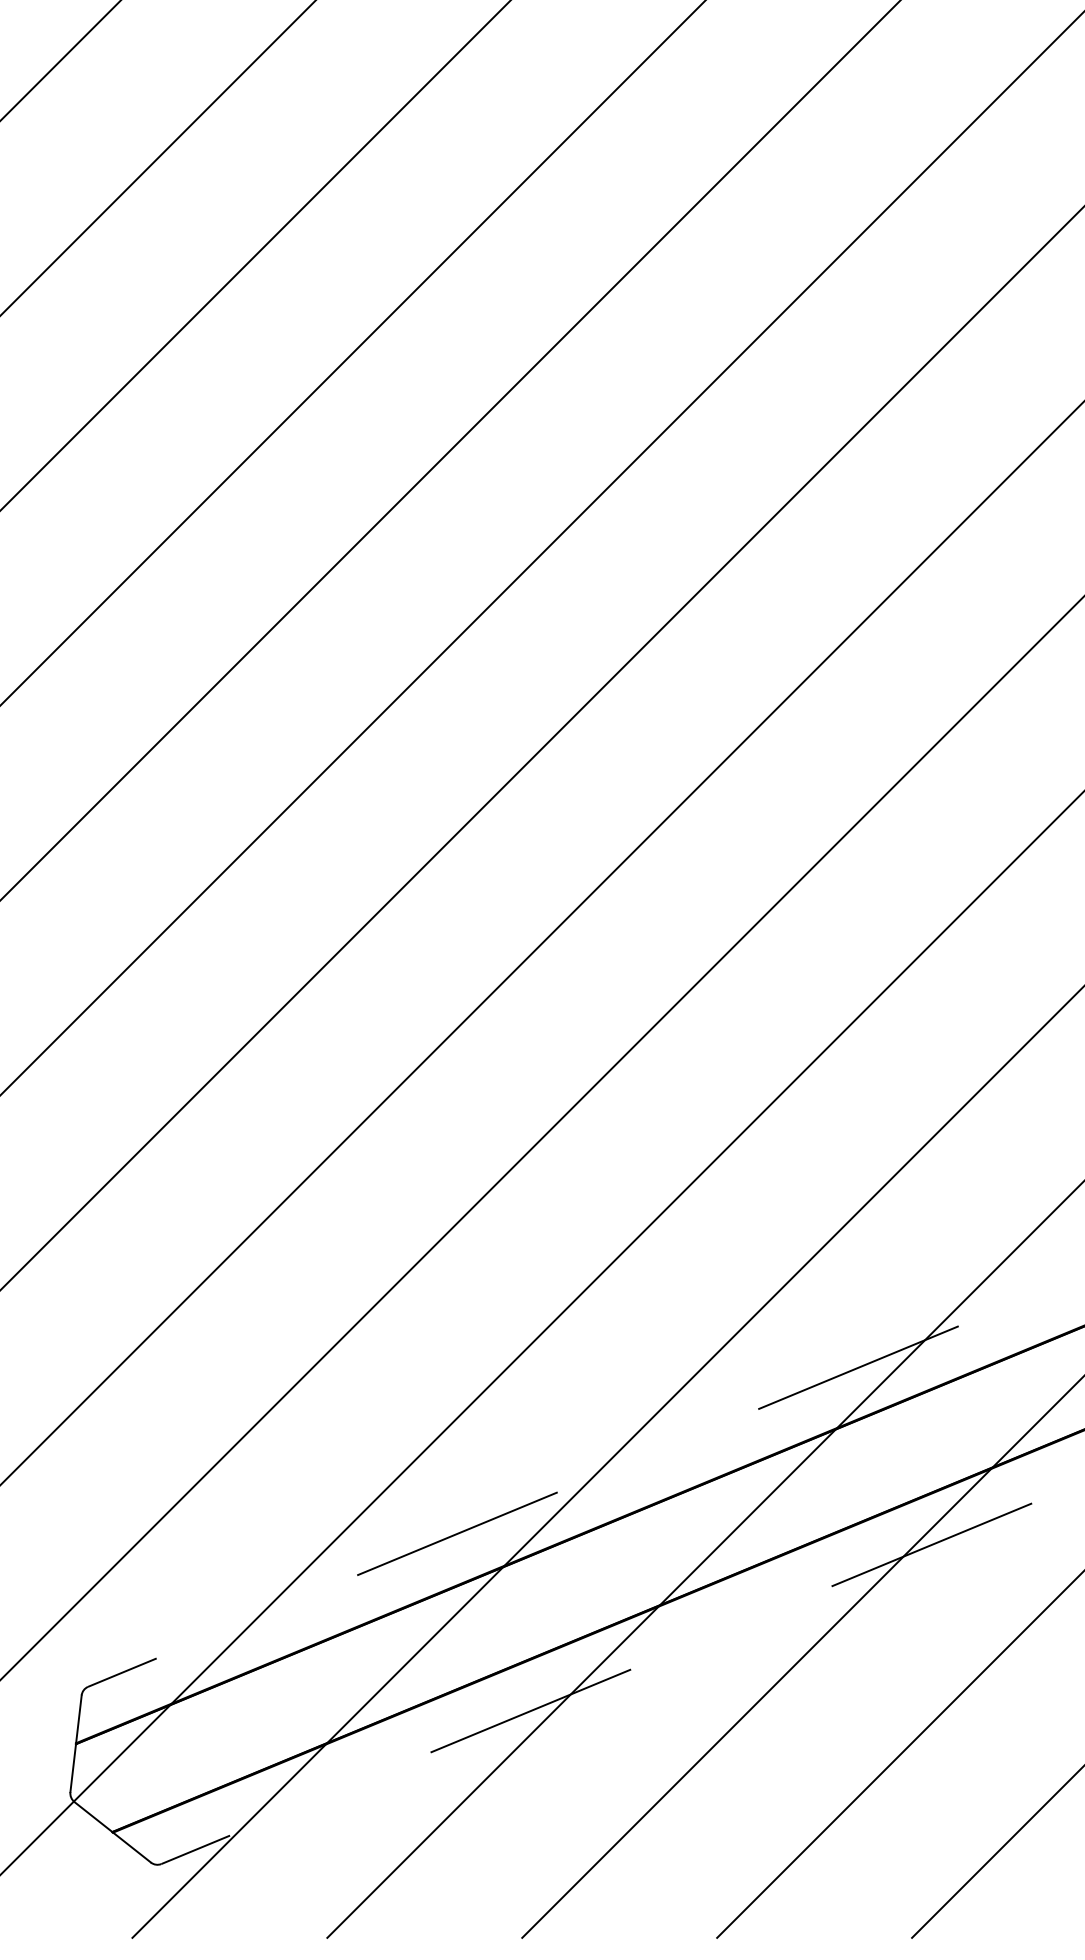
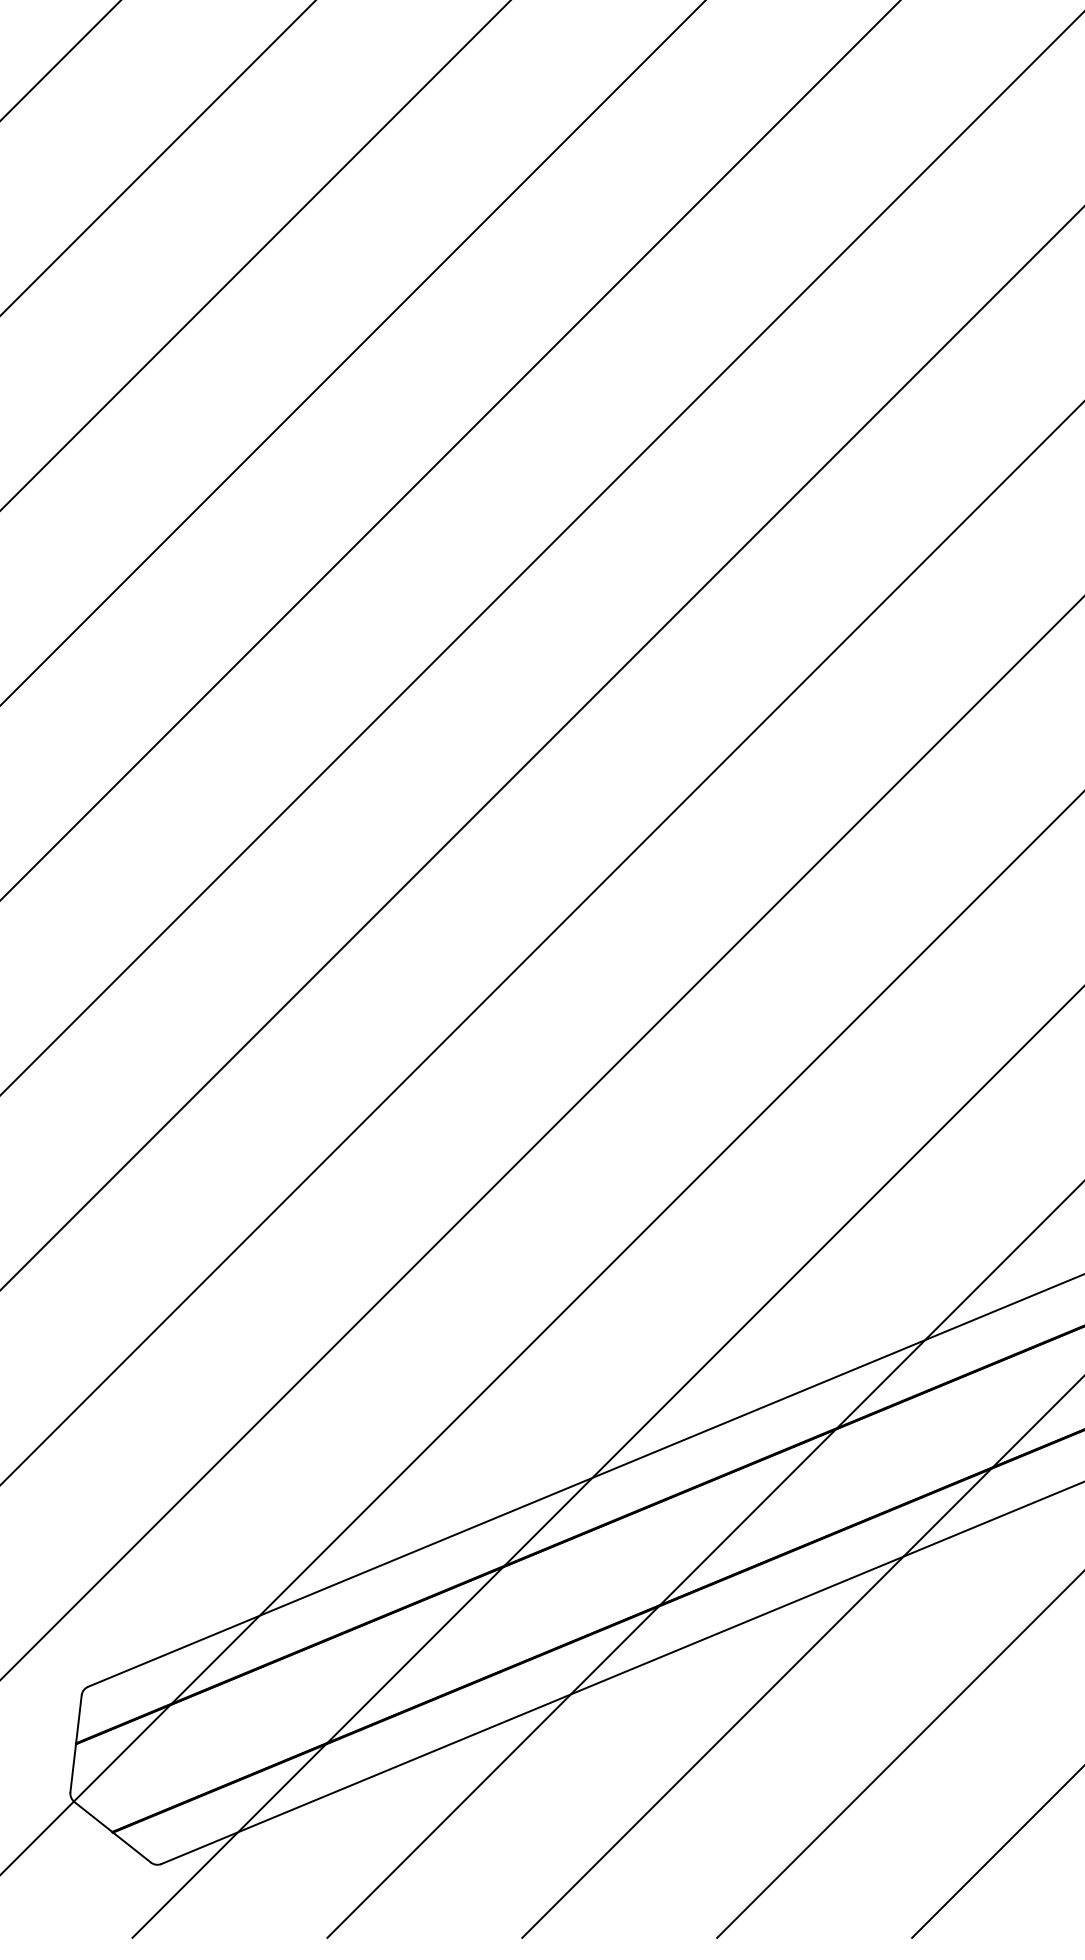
line: dashed -> solid (585, 1480)
line: dashed -> solid (622, 1673)
